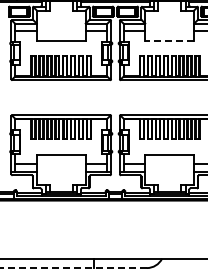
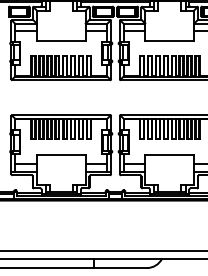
line: dashed -> solid (169, 40)
line: none -> present (103, 250)
line: dashed -> solid (73, 268)
